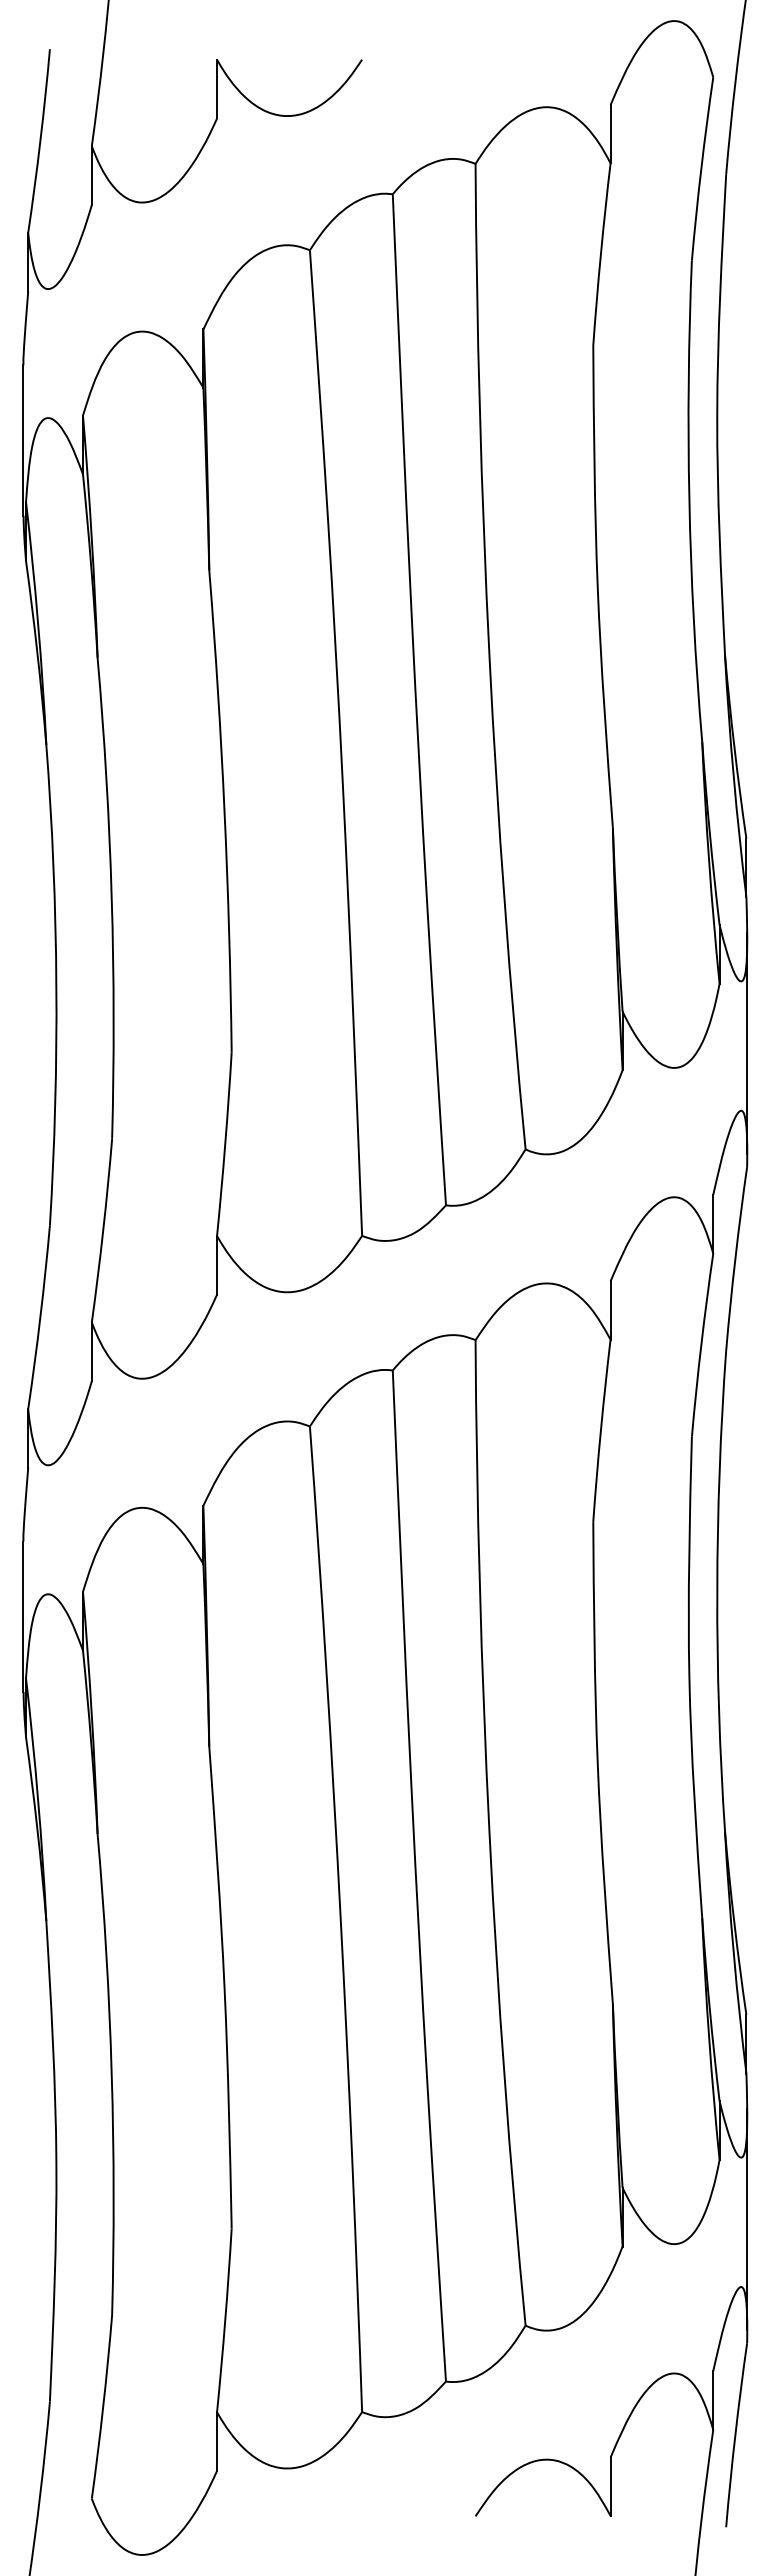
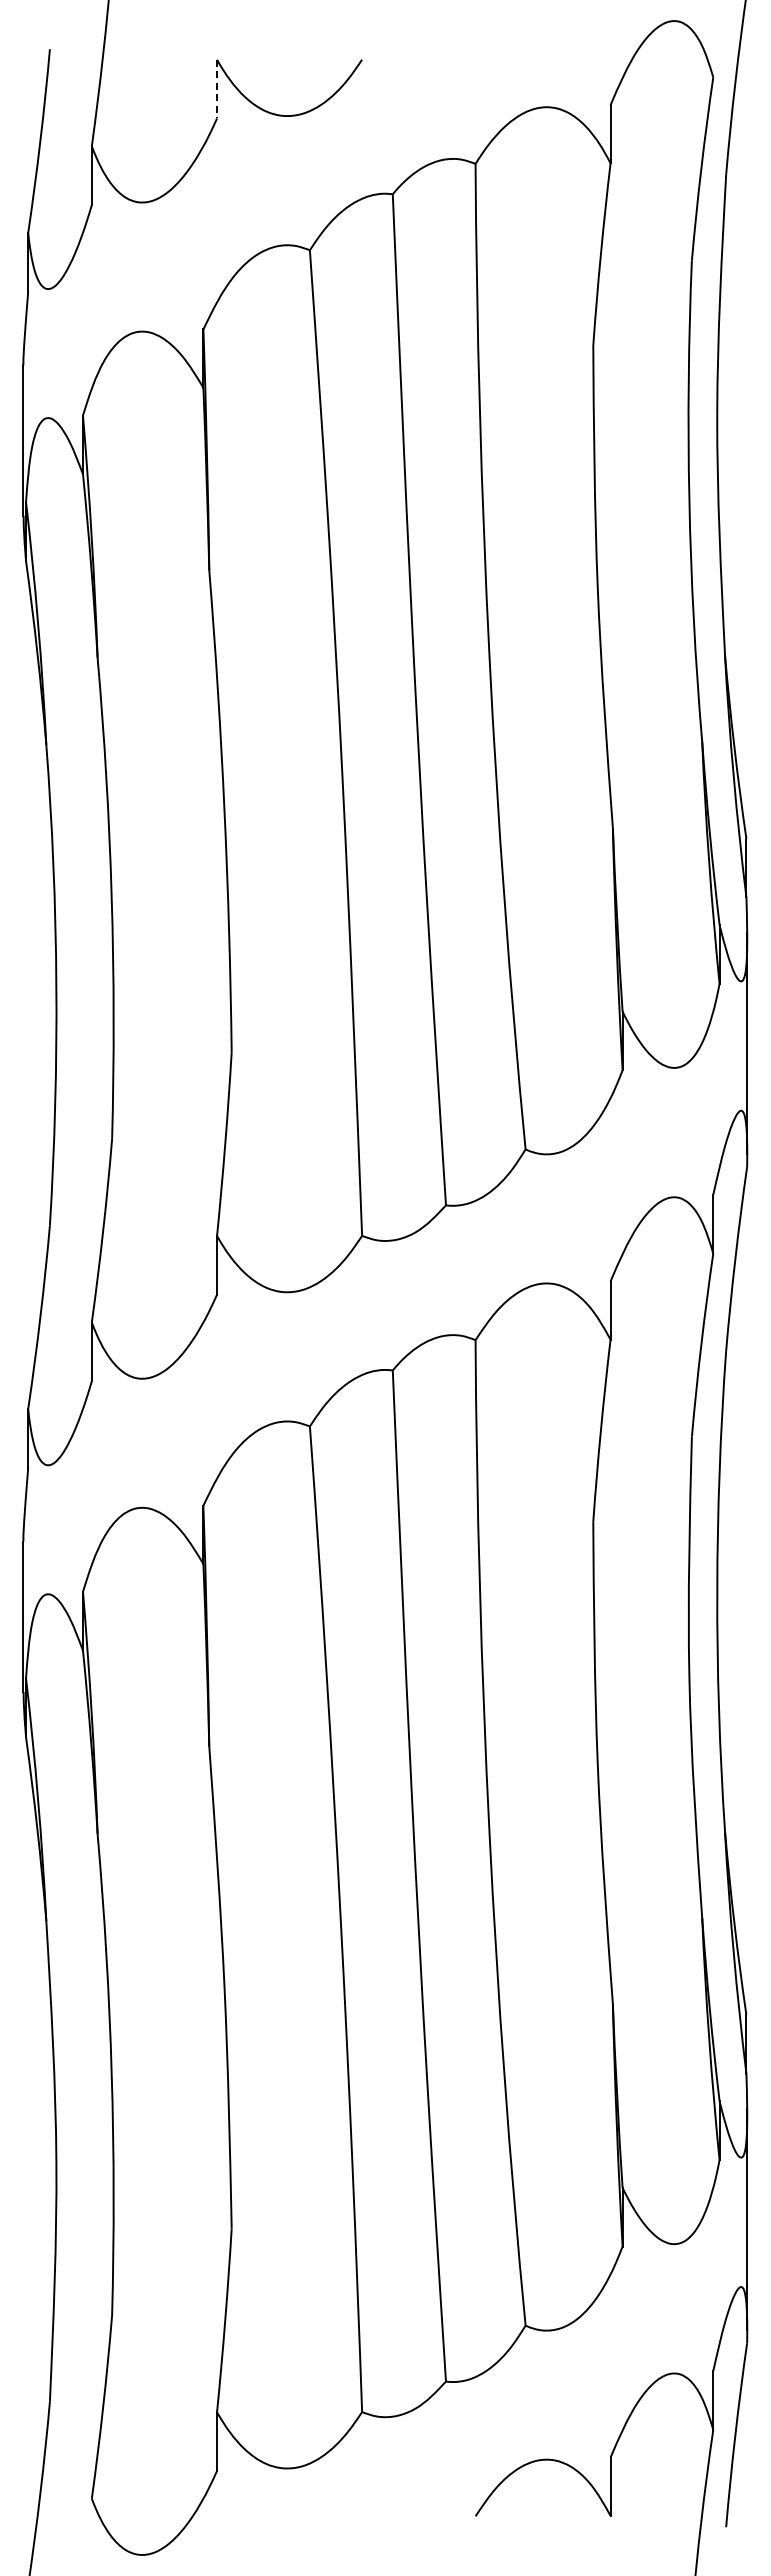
line: solid -> dashed (217, 89)
